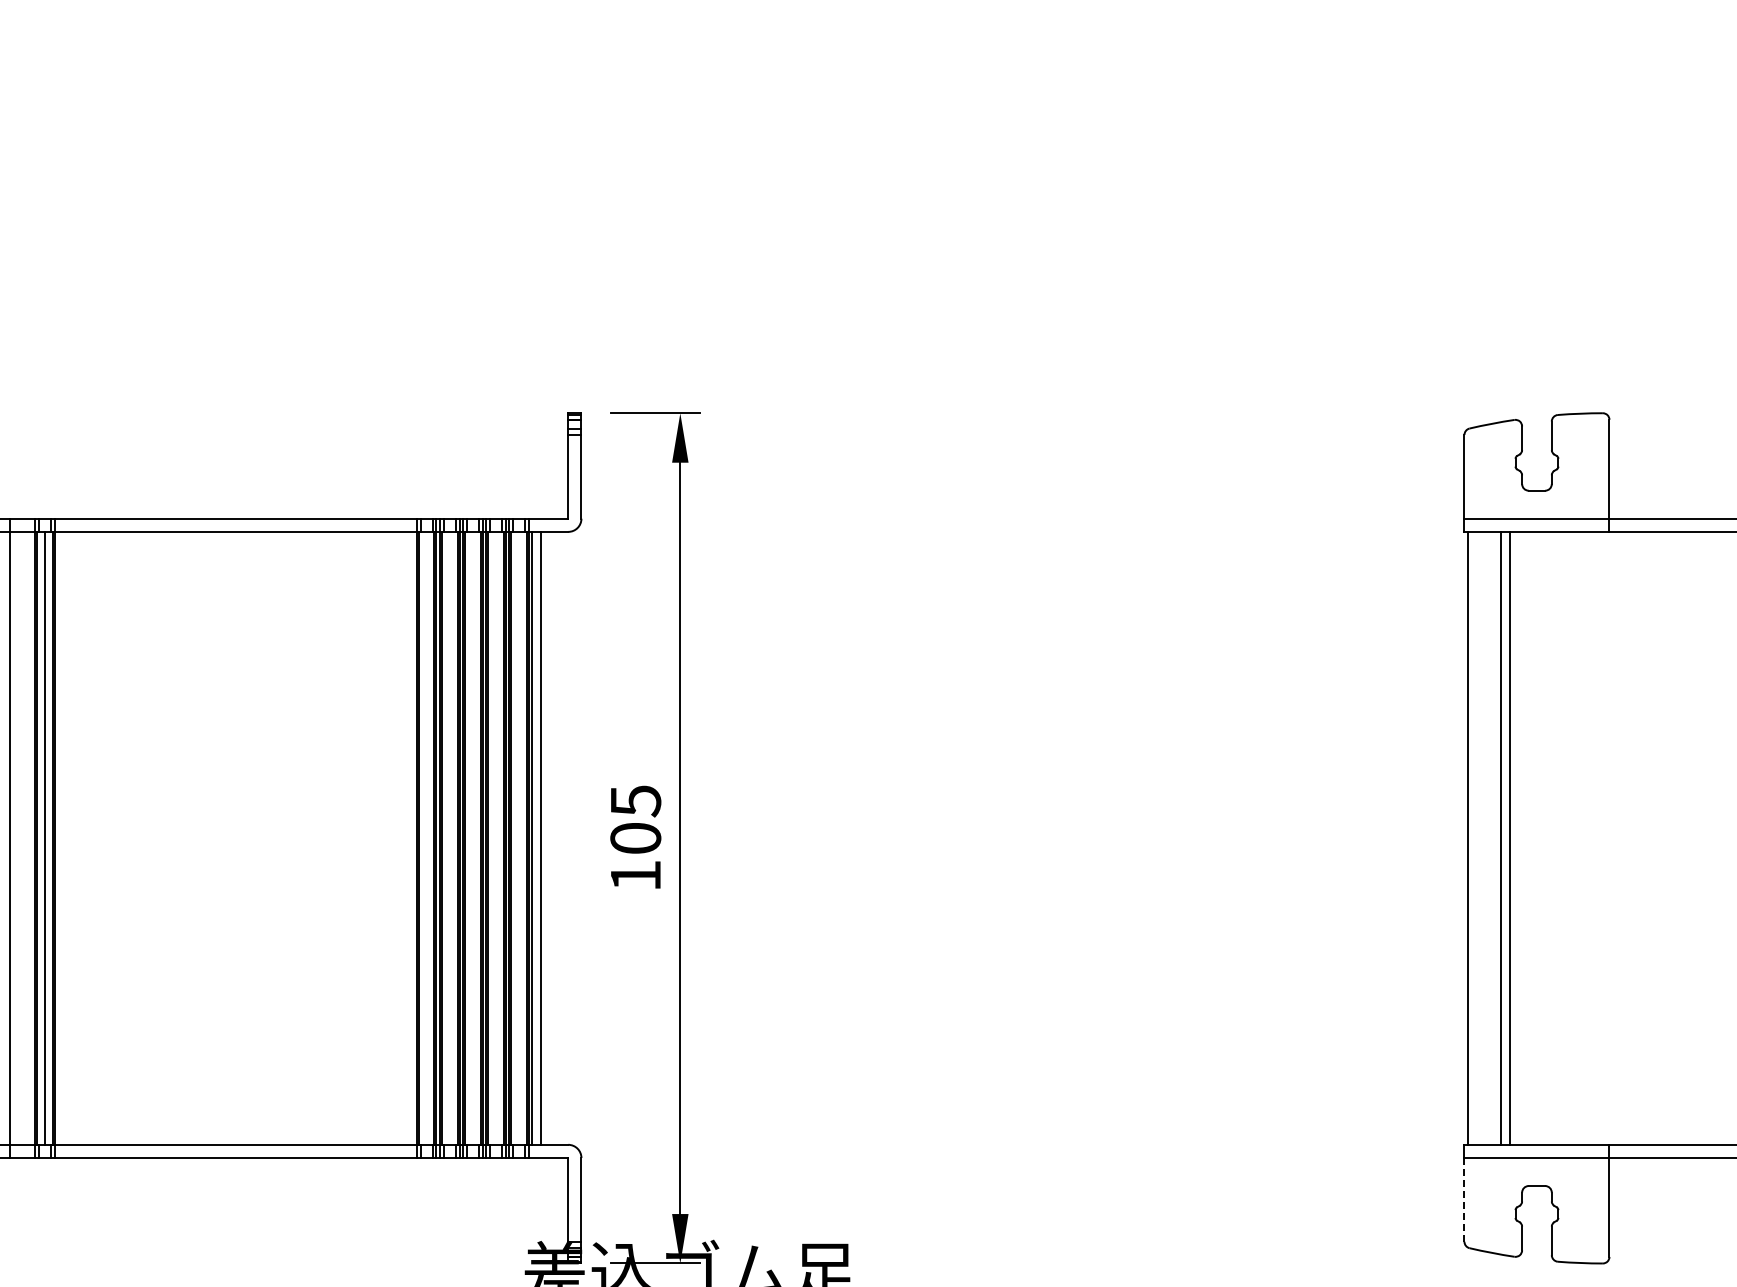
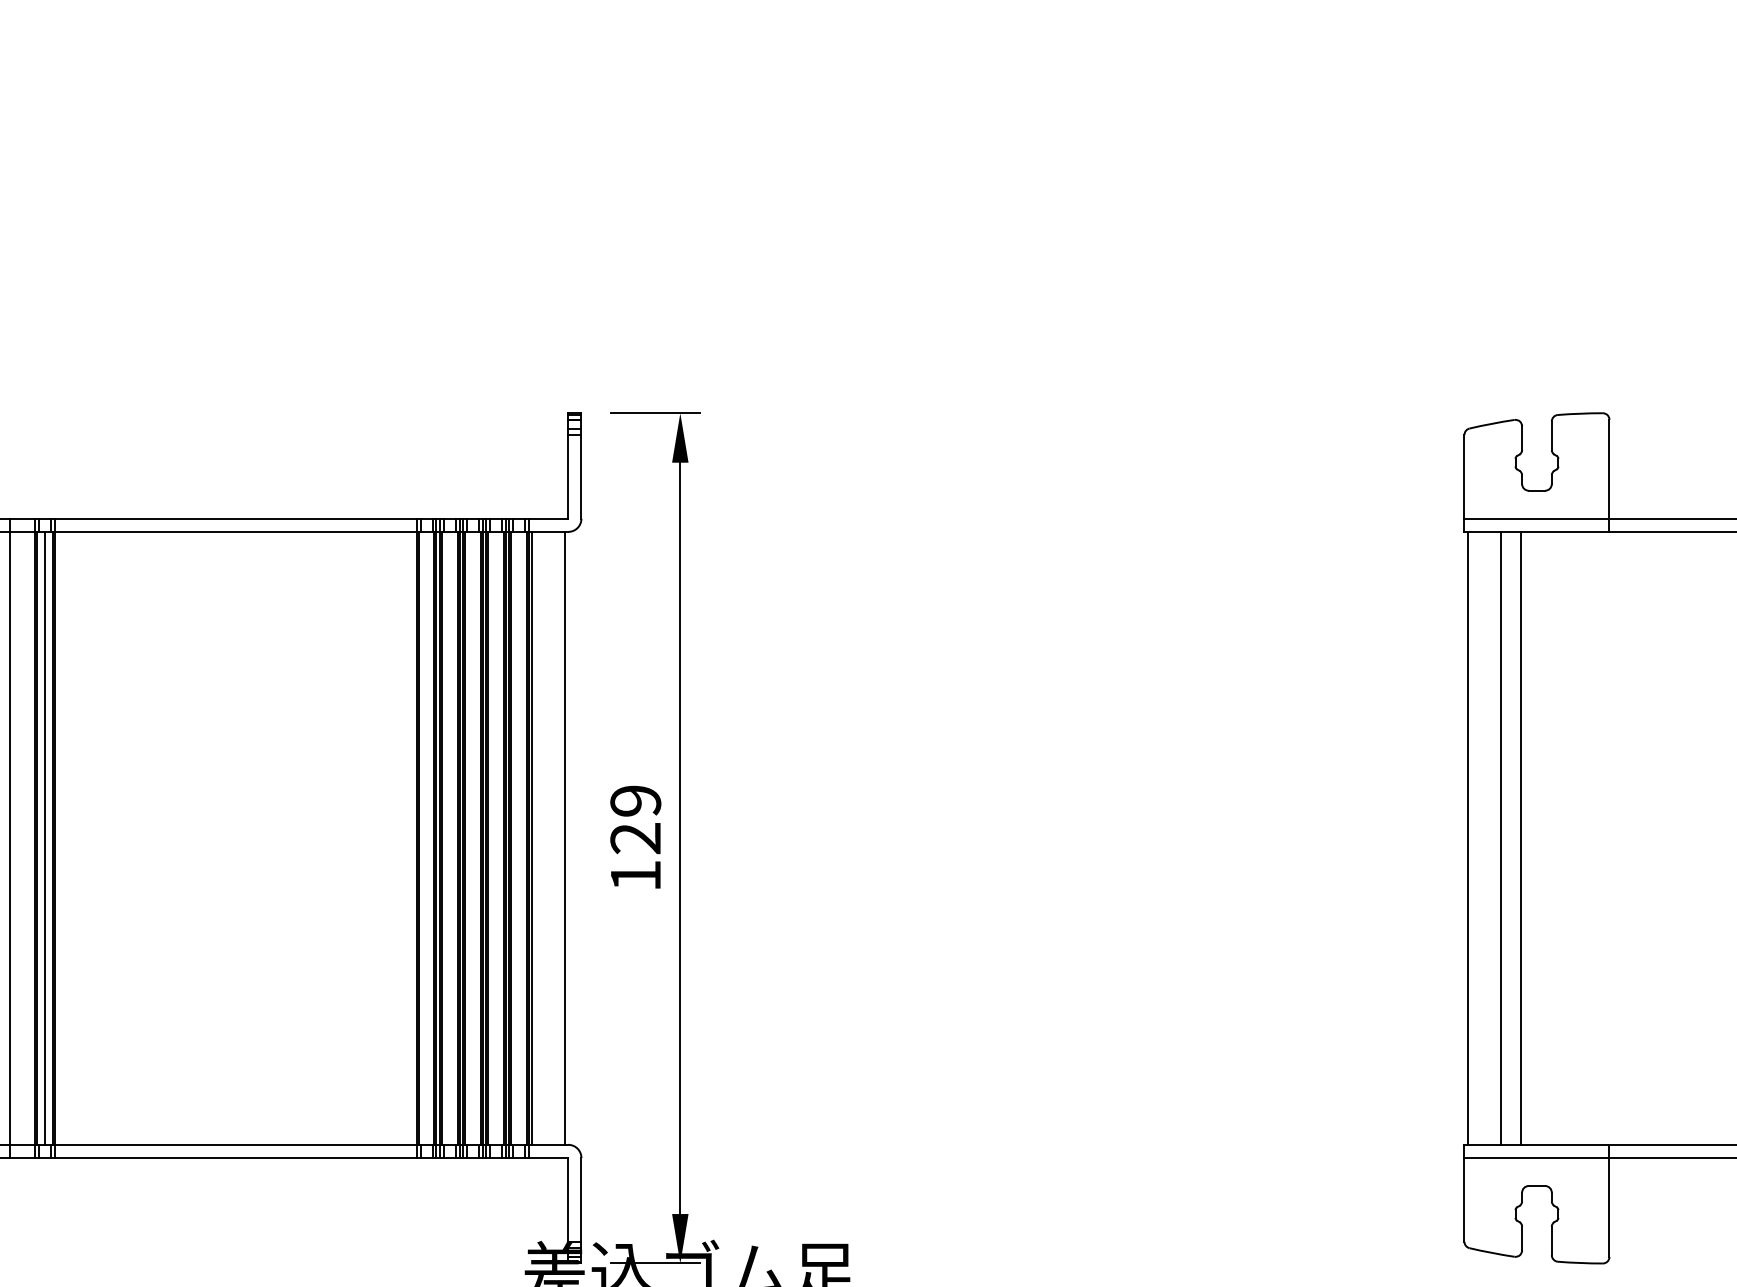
text: 105 -> 129 (635, 819)
line position: (540, 837) -> (564, 837) (564, 837)
line position: (1509, 837) -> (1520, 837) (1520, 837)
line: dashed -> solid (1464, 1199)
